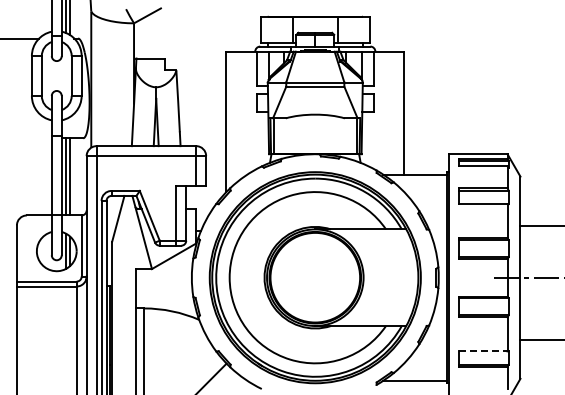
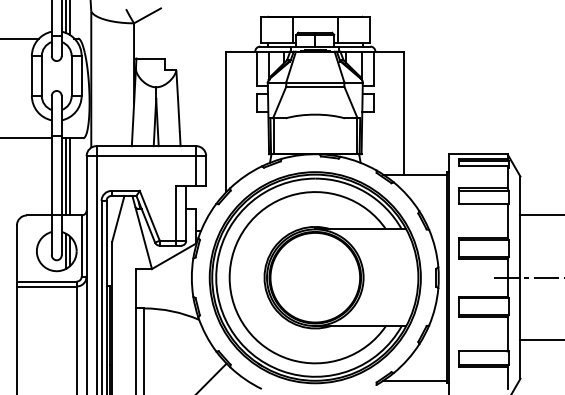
line: none -> present (26, 138)
line position: (540, 225) -> (540, 214) (540, 214)
line: dashed -> solid (483, 351)
